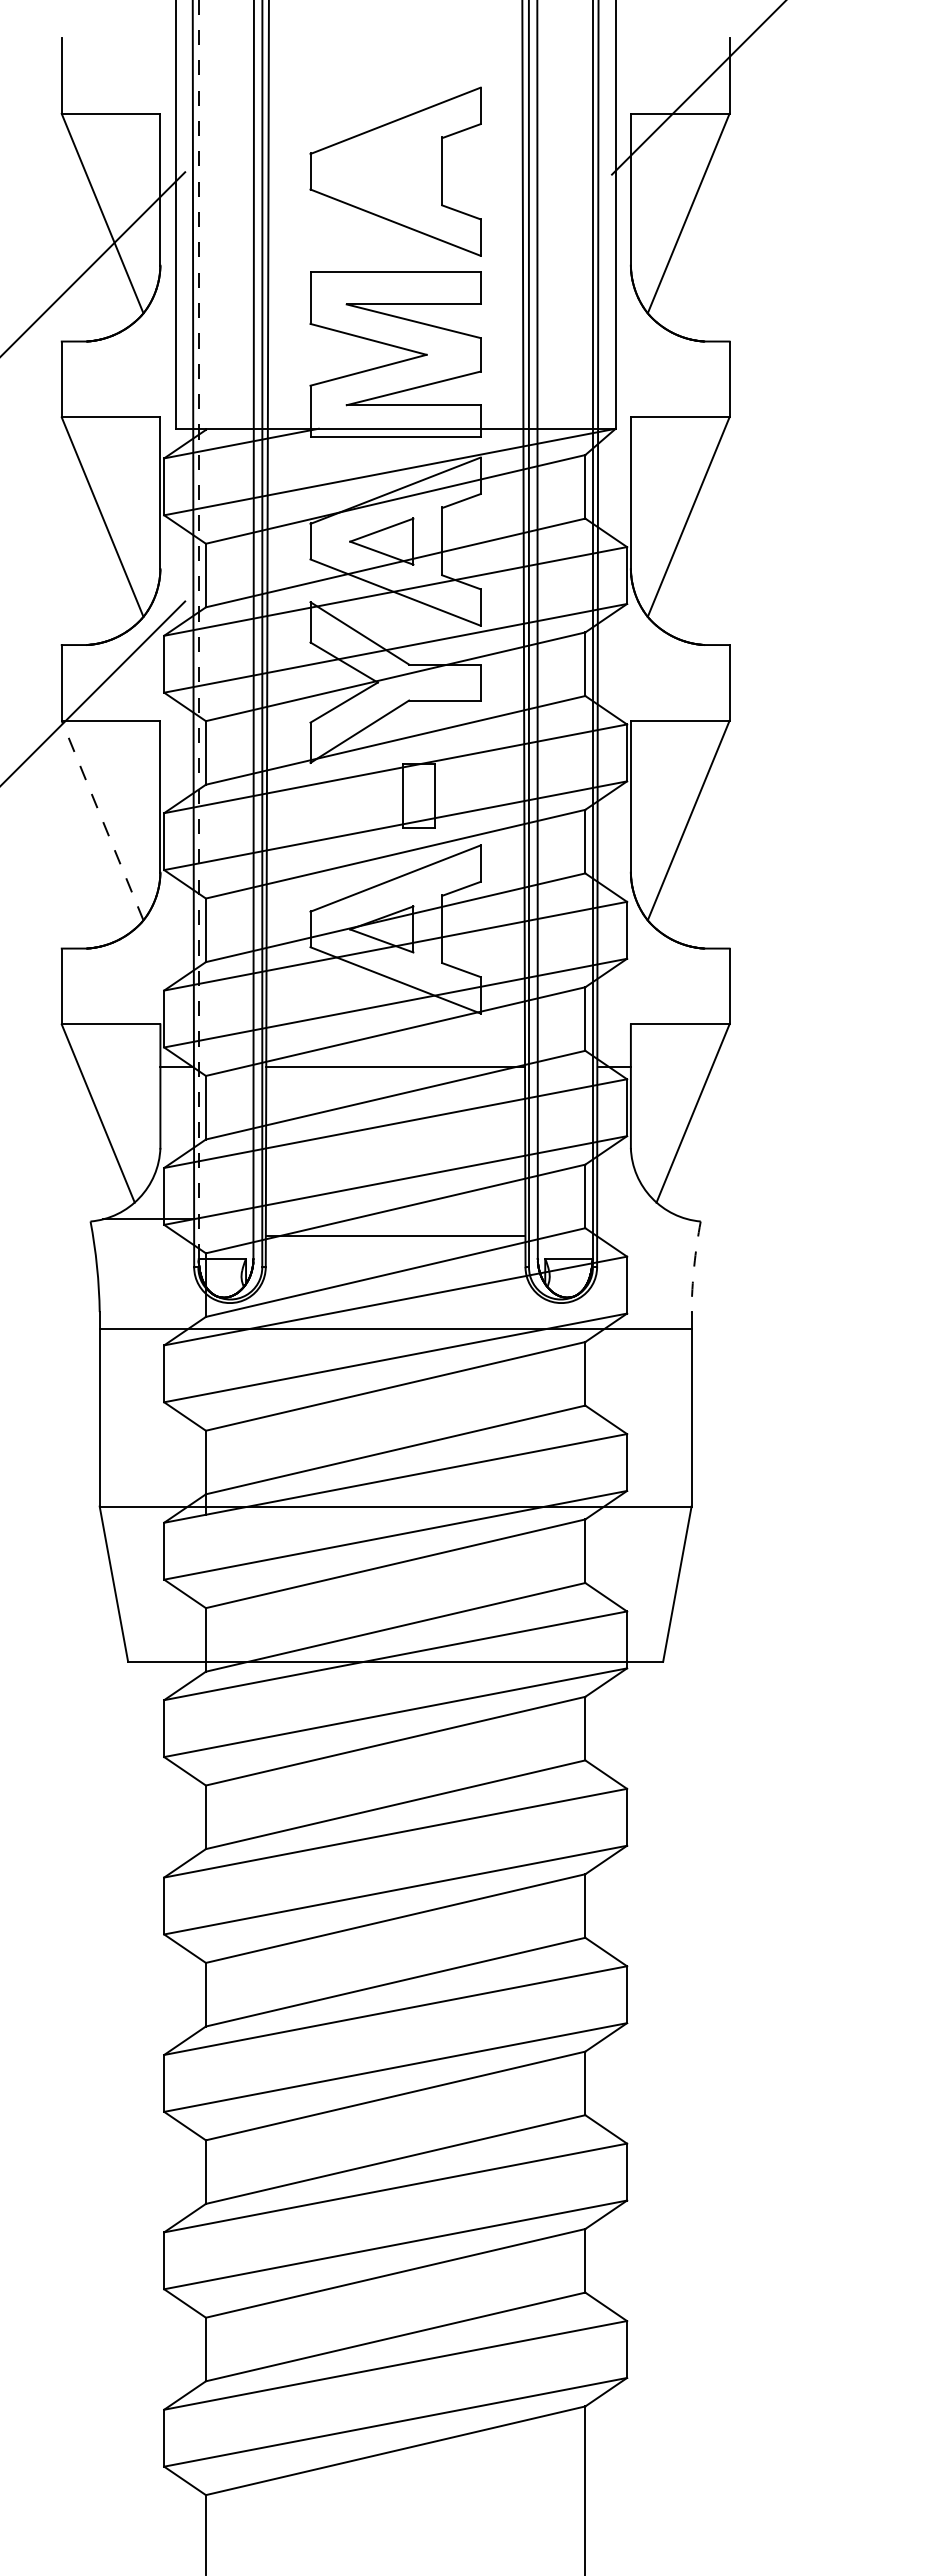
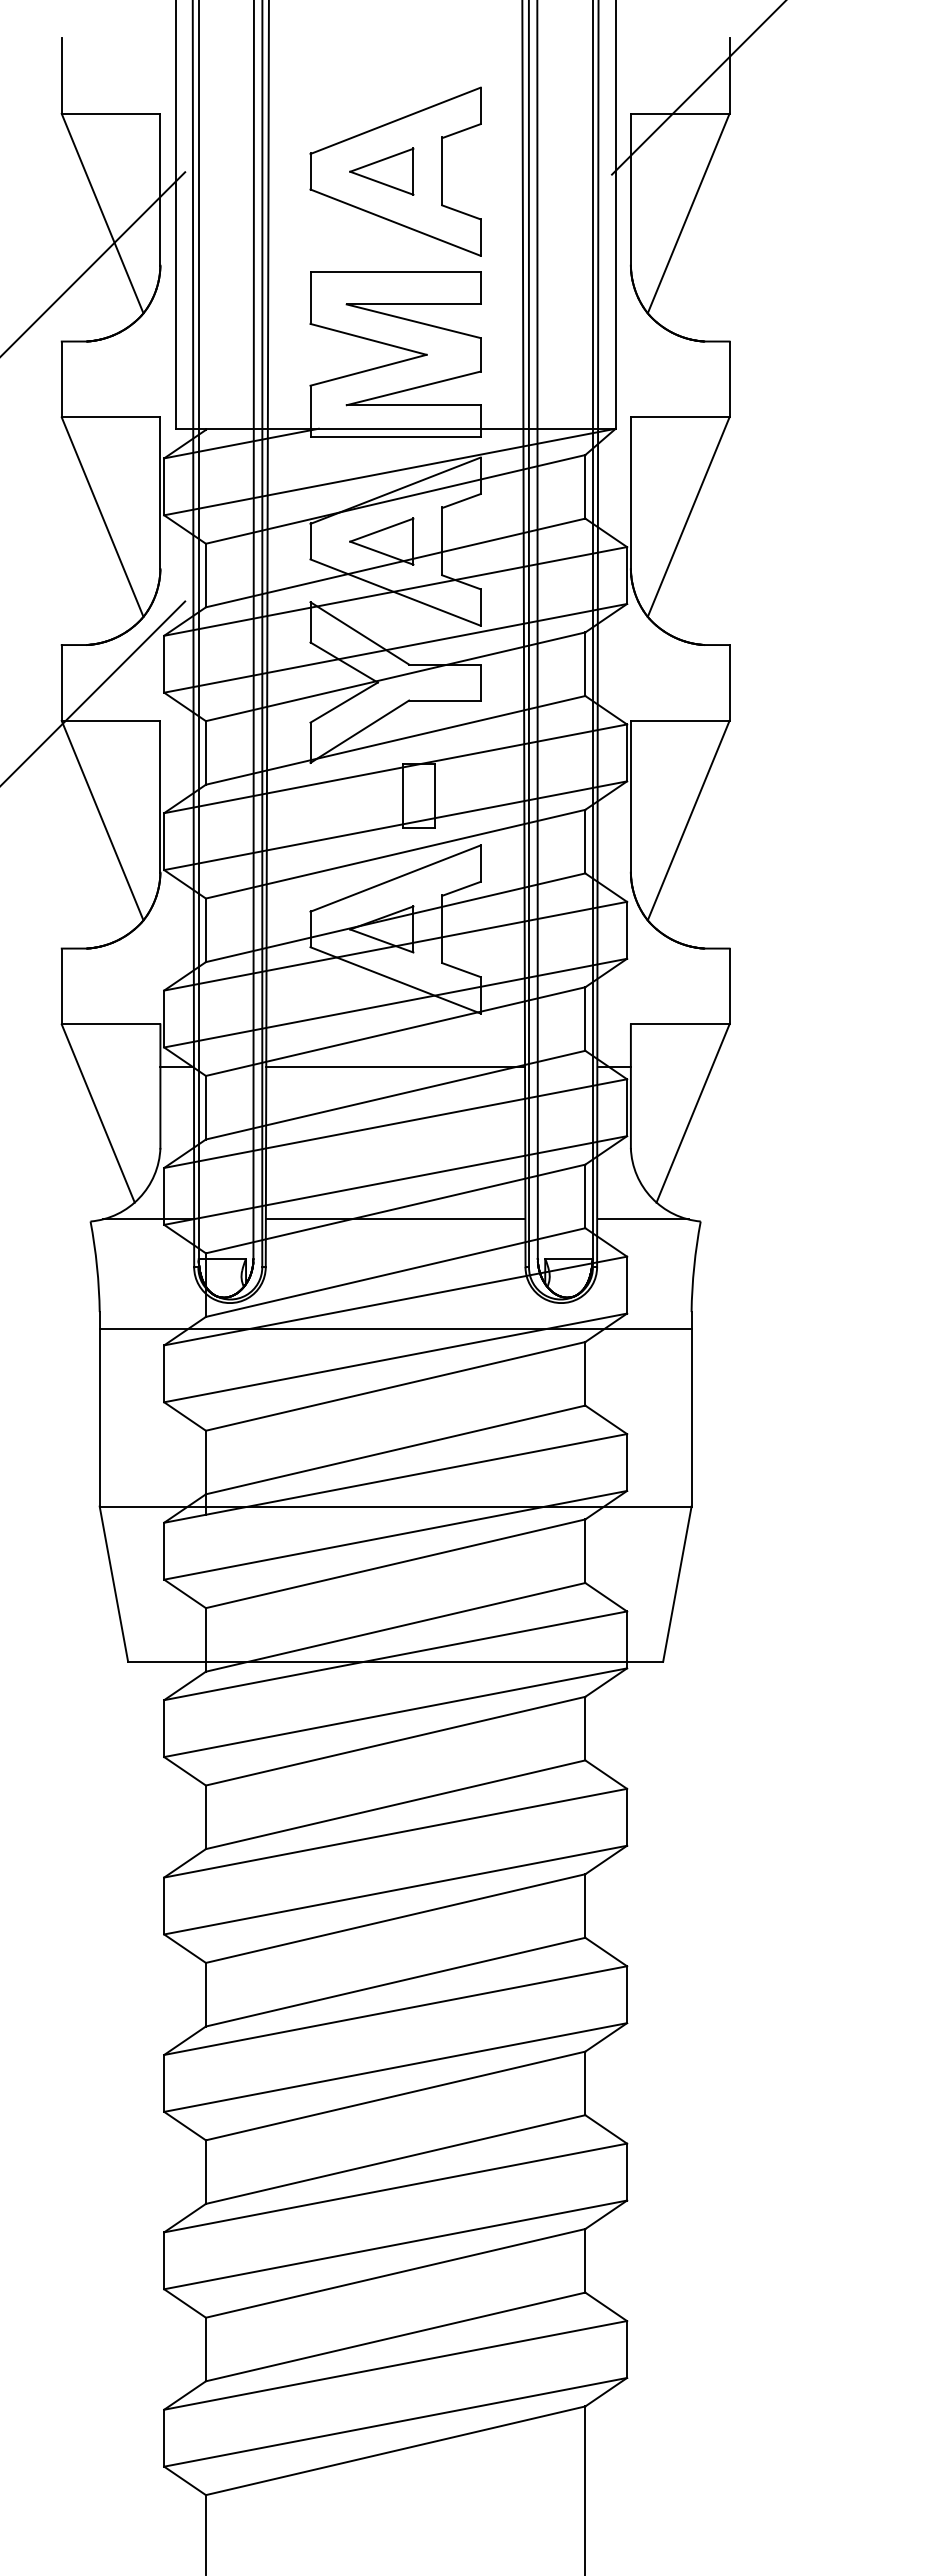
part: none -> present (381, 171)
line: dashed -> solid (198, 629)
line: dashed -> solid (102, 820)
line: none -> present (642, 1219)
line position: (395, 1236) -> (395, 1219) (395, 1219)
arc: dashed -> solid (694, 1266)
